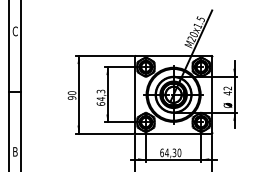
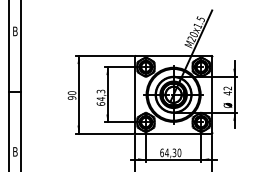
text: C -> B (14, 31)
